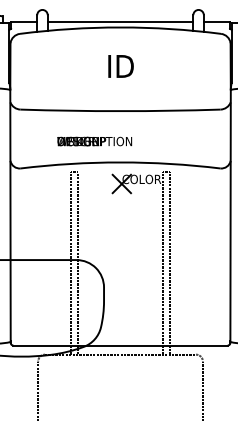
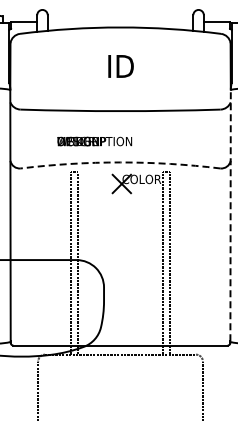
line: present -> none (120, 22)
arc: solid -> dashed (120, 162)
line: solid -> dashed (230, 215)
